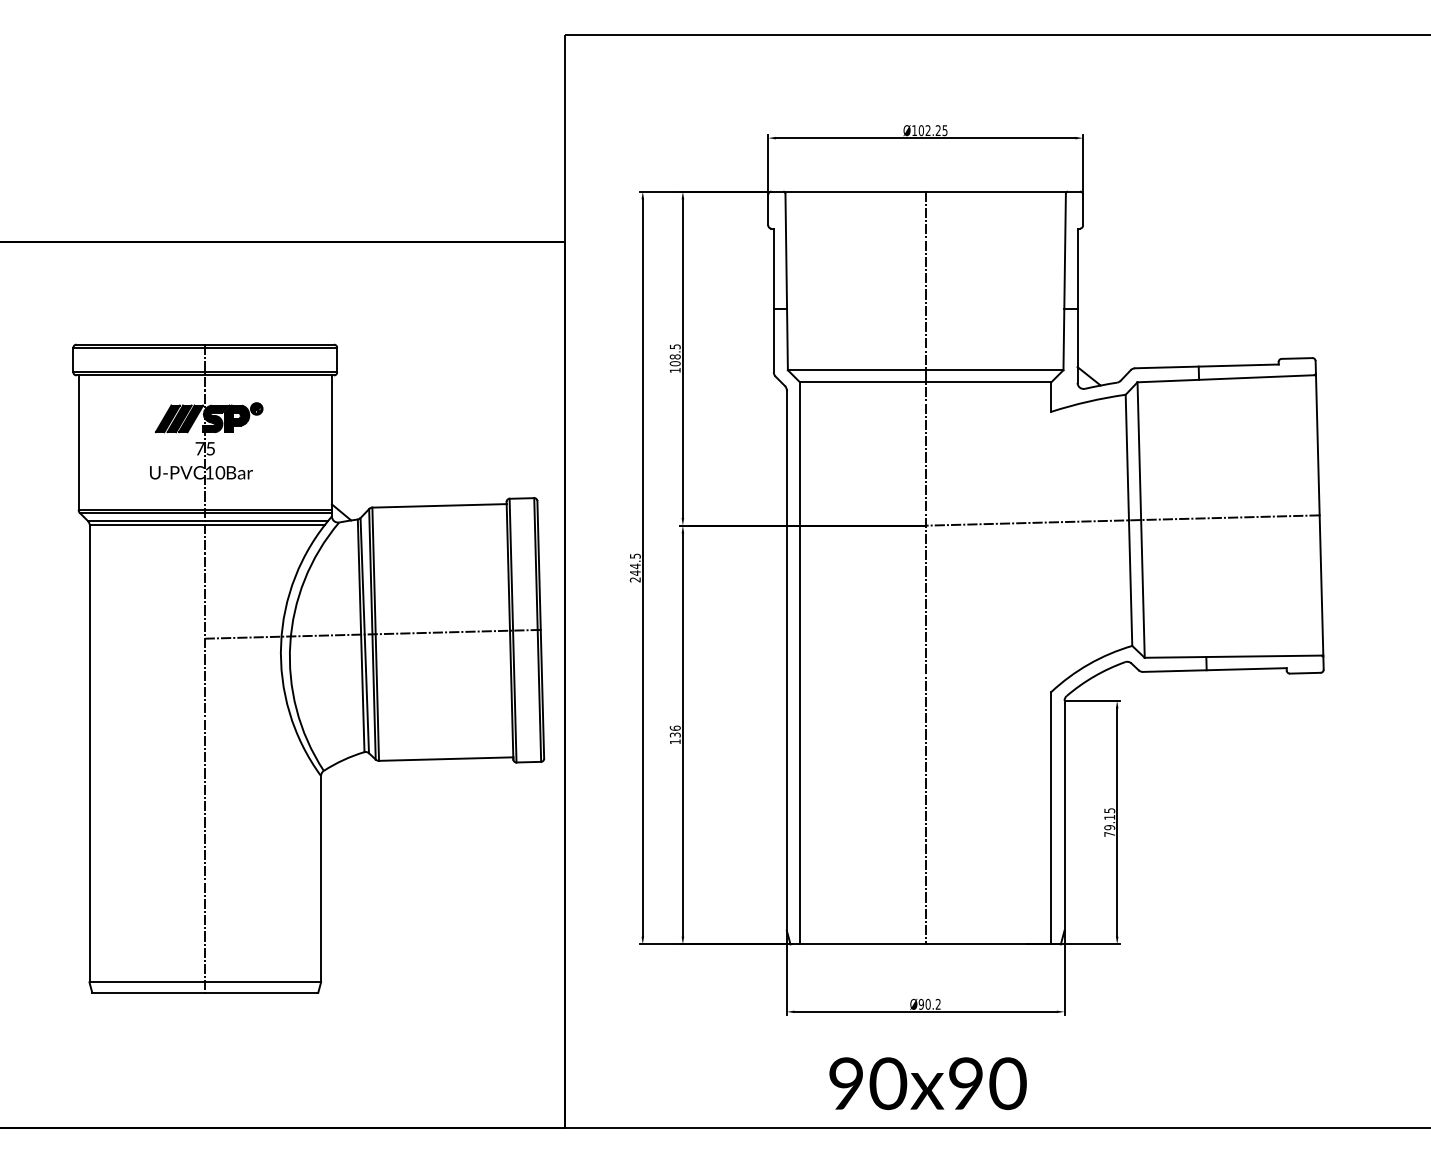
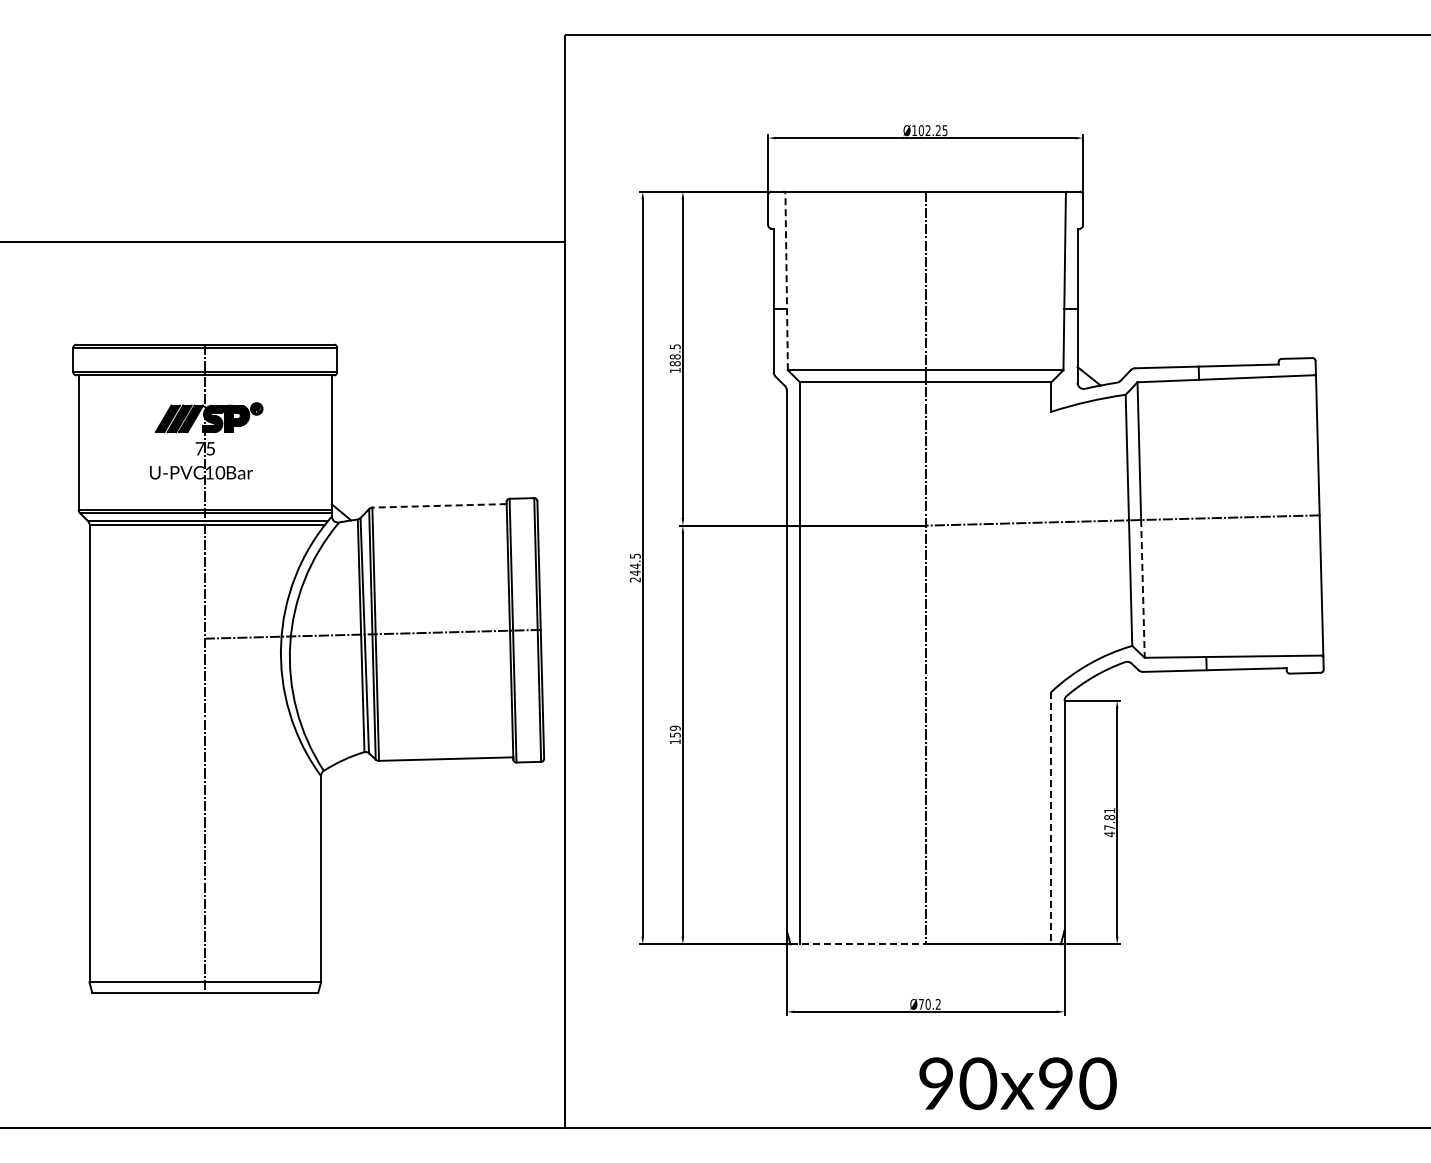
line: solid -> dashed (786, 281)
text: 108.5 -> 188.5 (675, 363)
line: solid -> dashed (439, 505)
line: solid -> dashed (1142, 588)
text: 136 -> 159 (674, 731)
line: solid -> dashed (1051, 818)
text: 79.15 -> 47.81 (1109, 822)
line: solid -> dashed (858, 944)
text: Ø90.2 -> Ø70.2 (920, 1003)
text position: (927, 1083) -> (1017, 1083) (1017, 1083)
